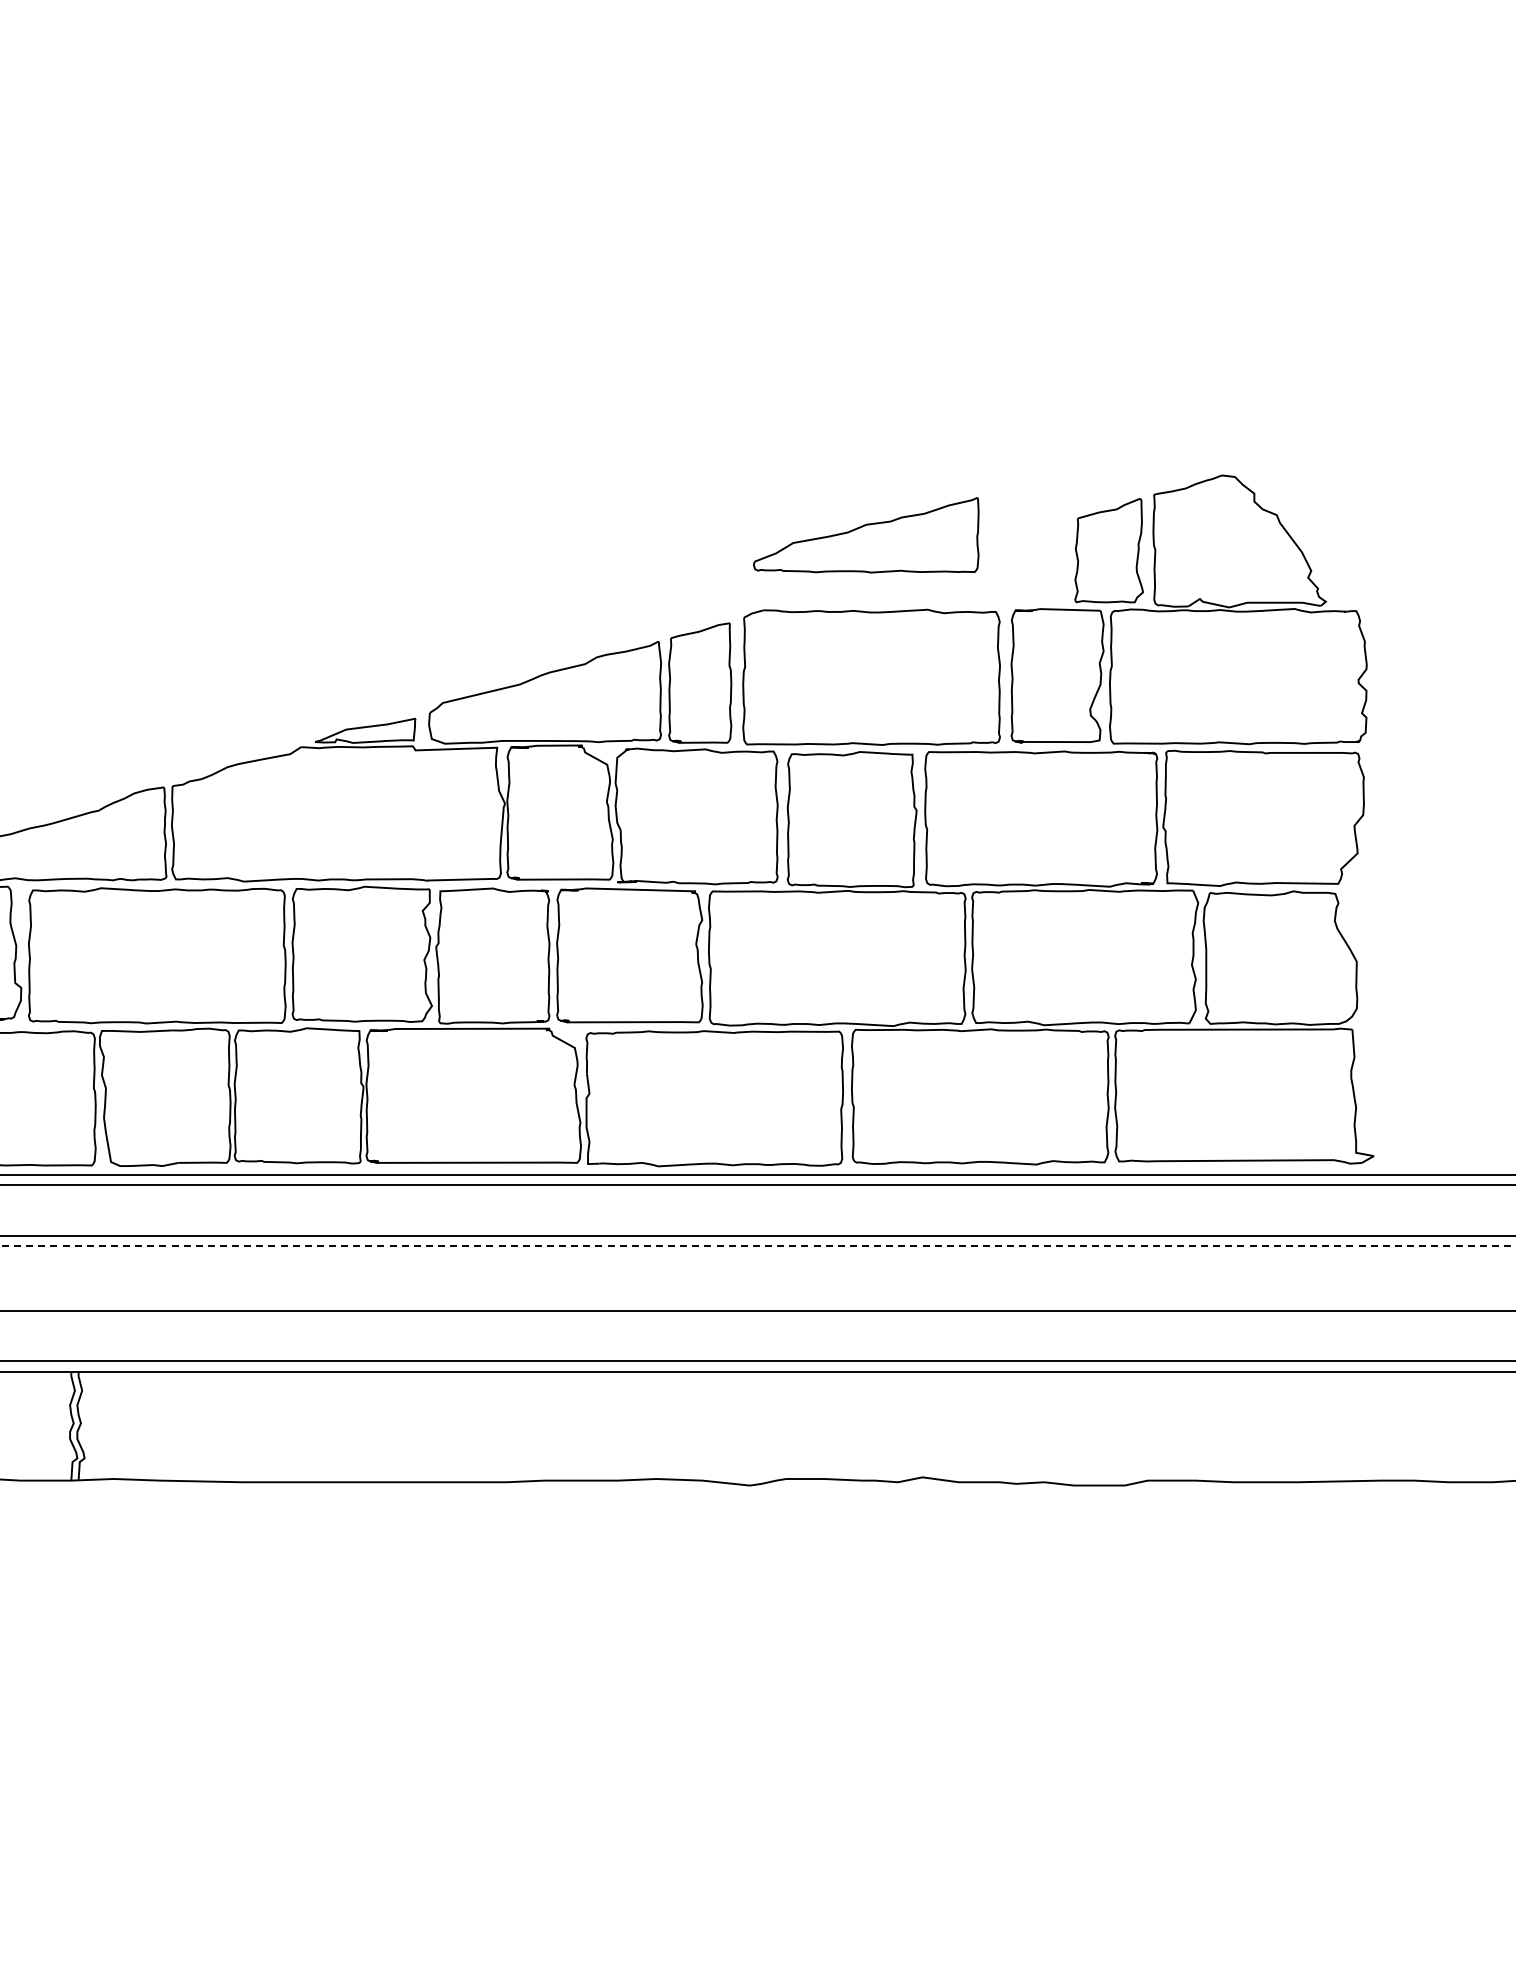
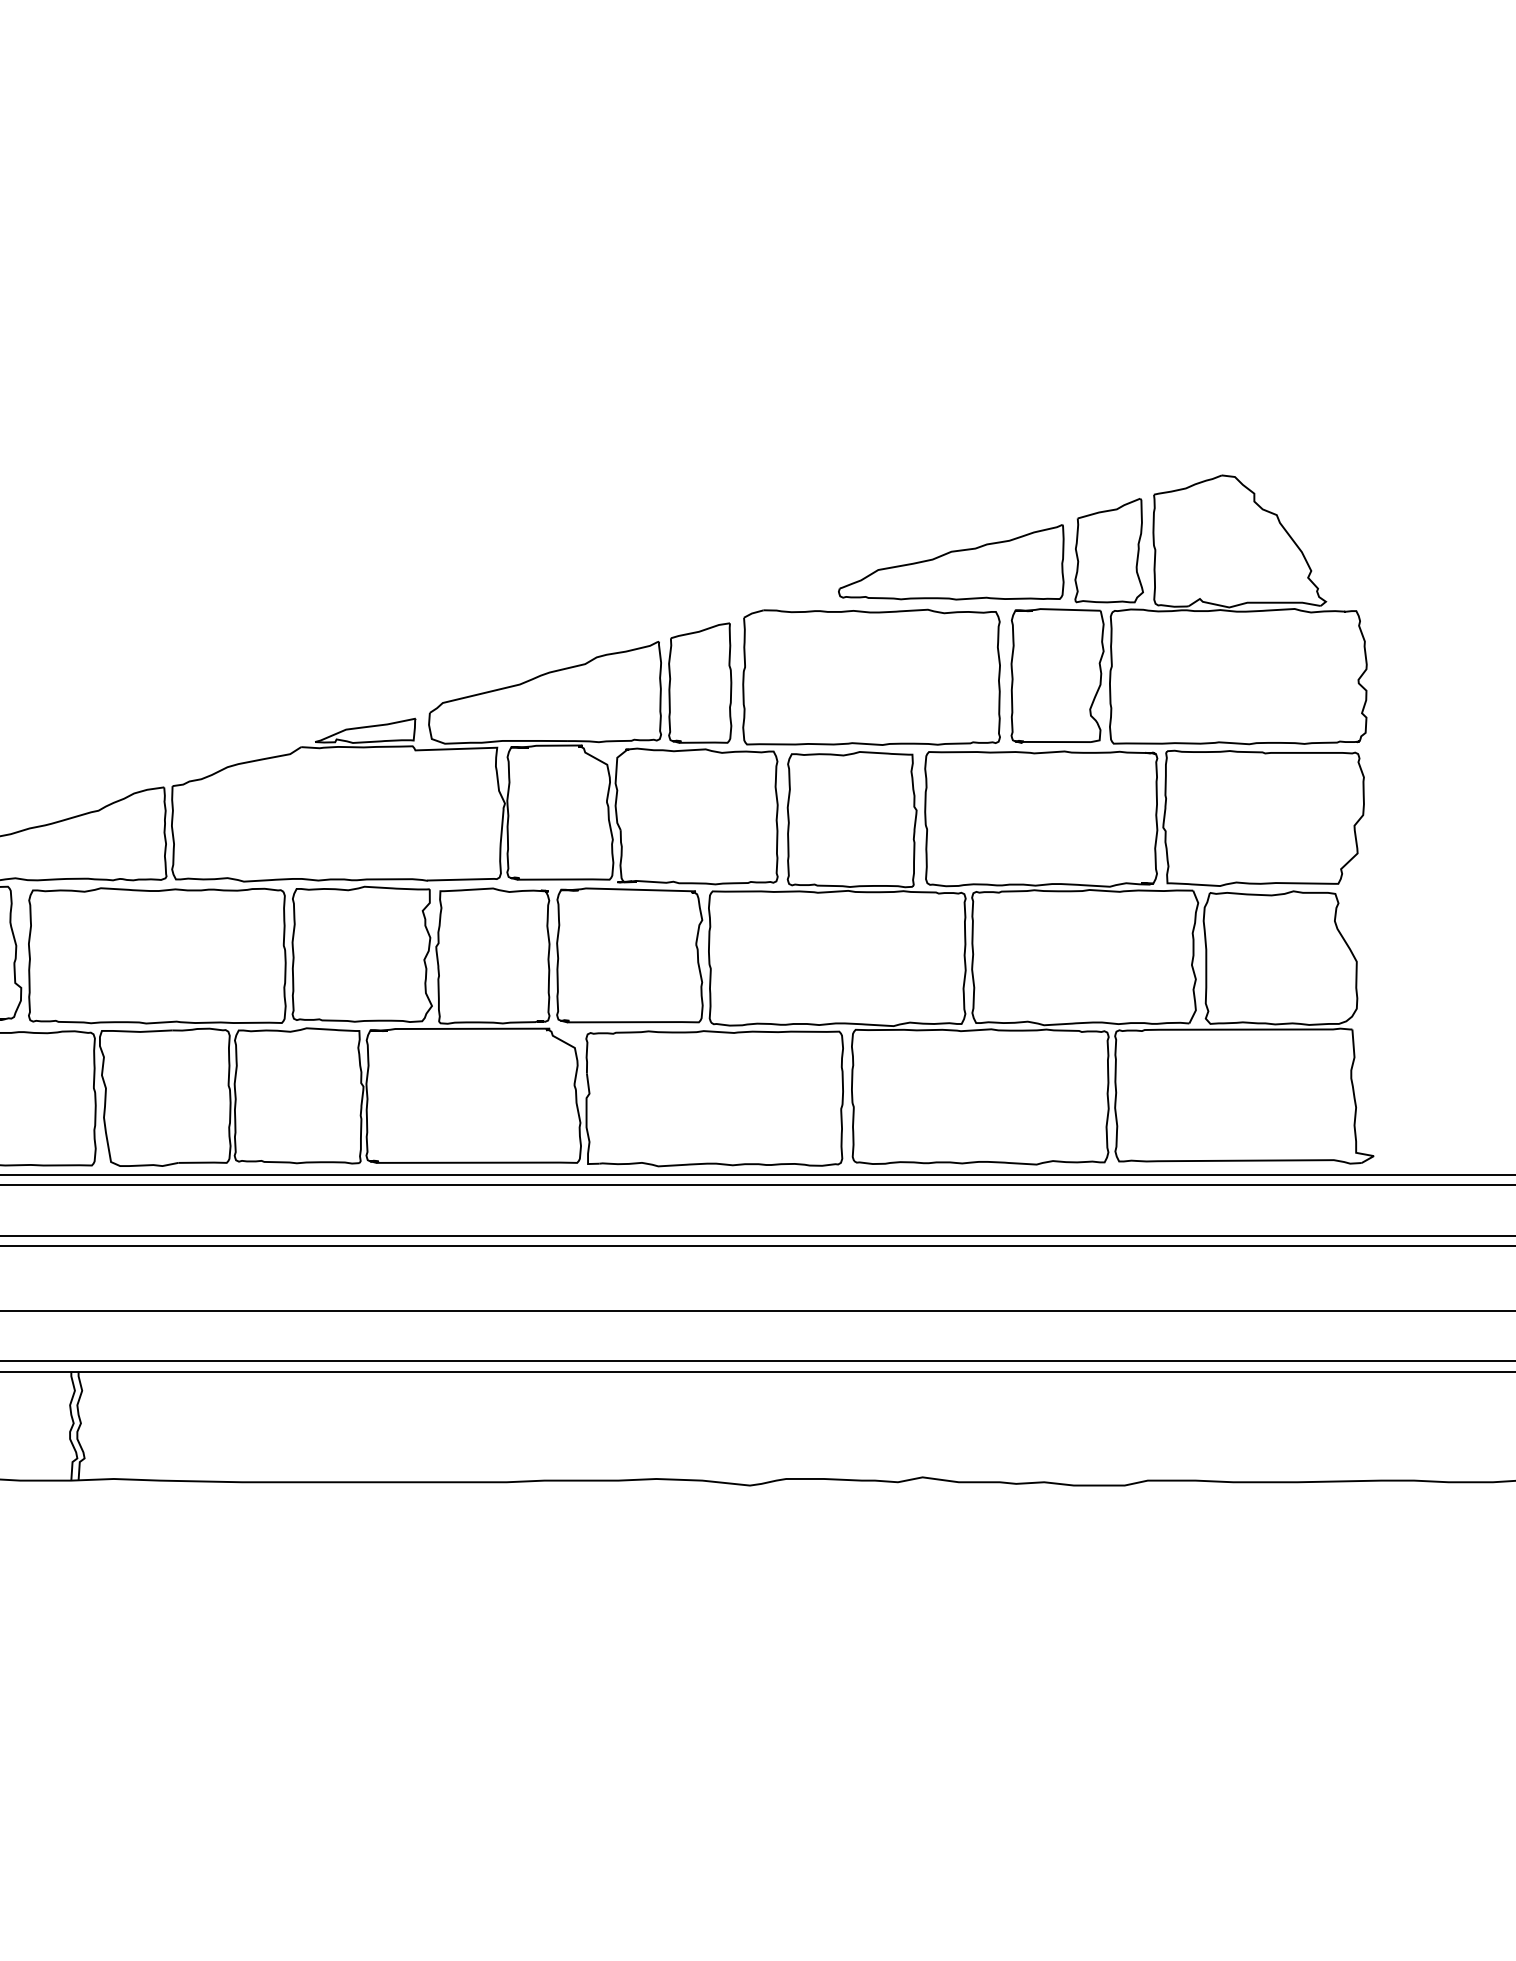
part position: (866, 535) -> (951, 562) (951, 562)
line: dashed -> solid (759, 1246)
